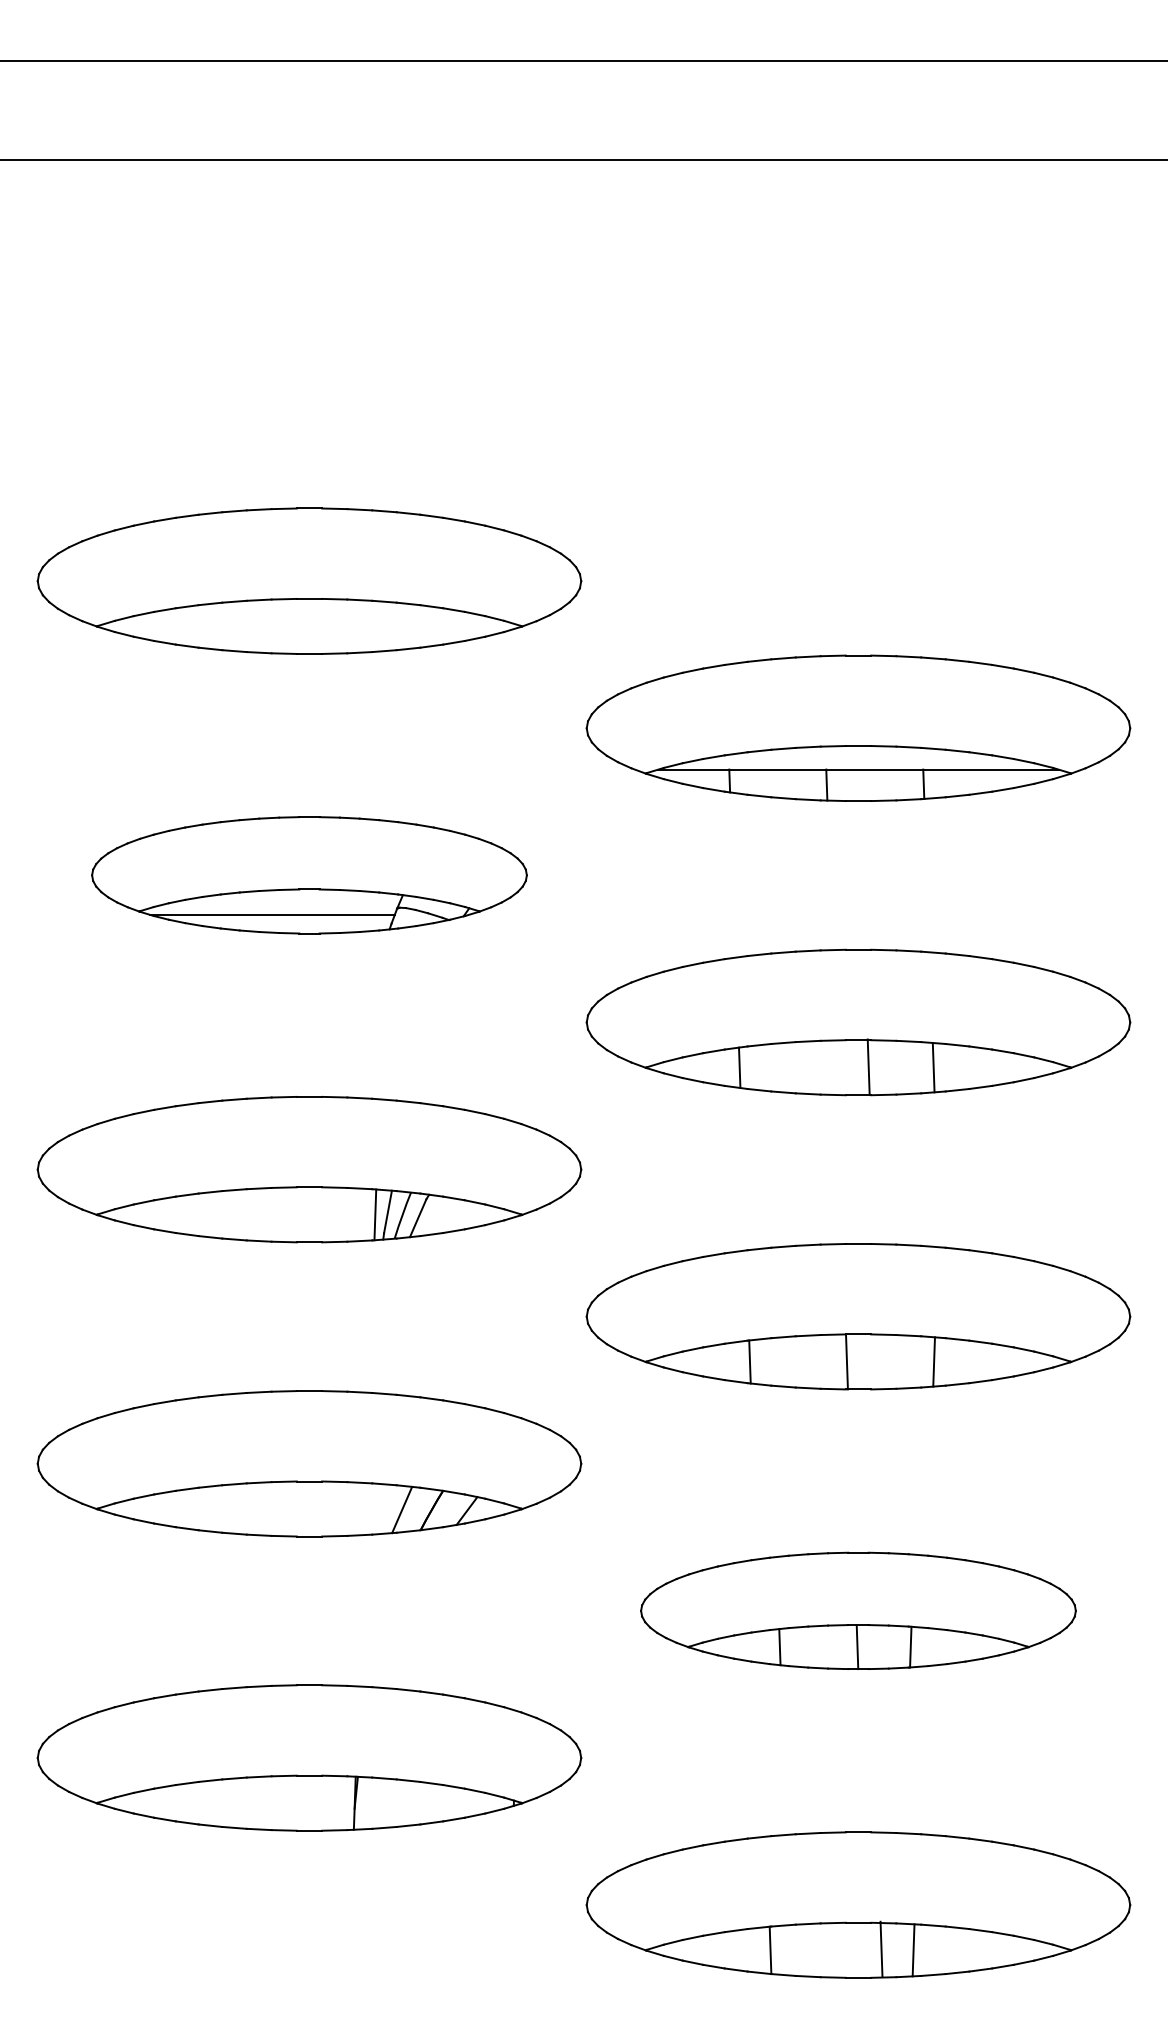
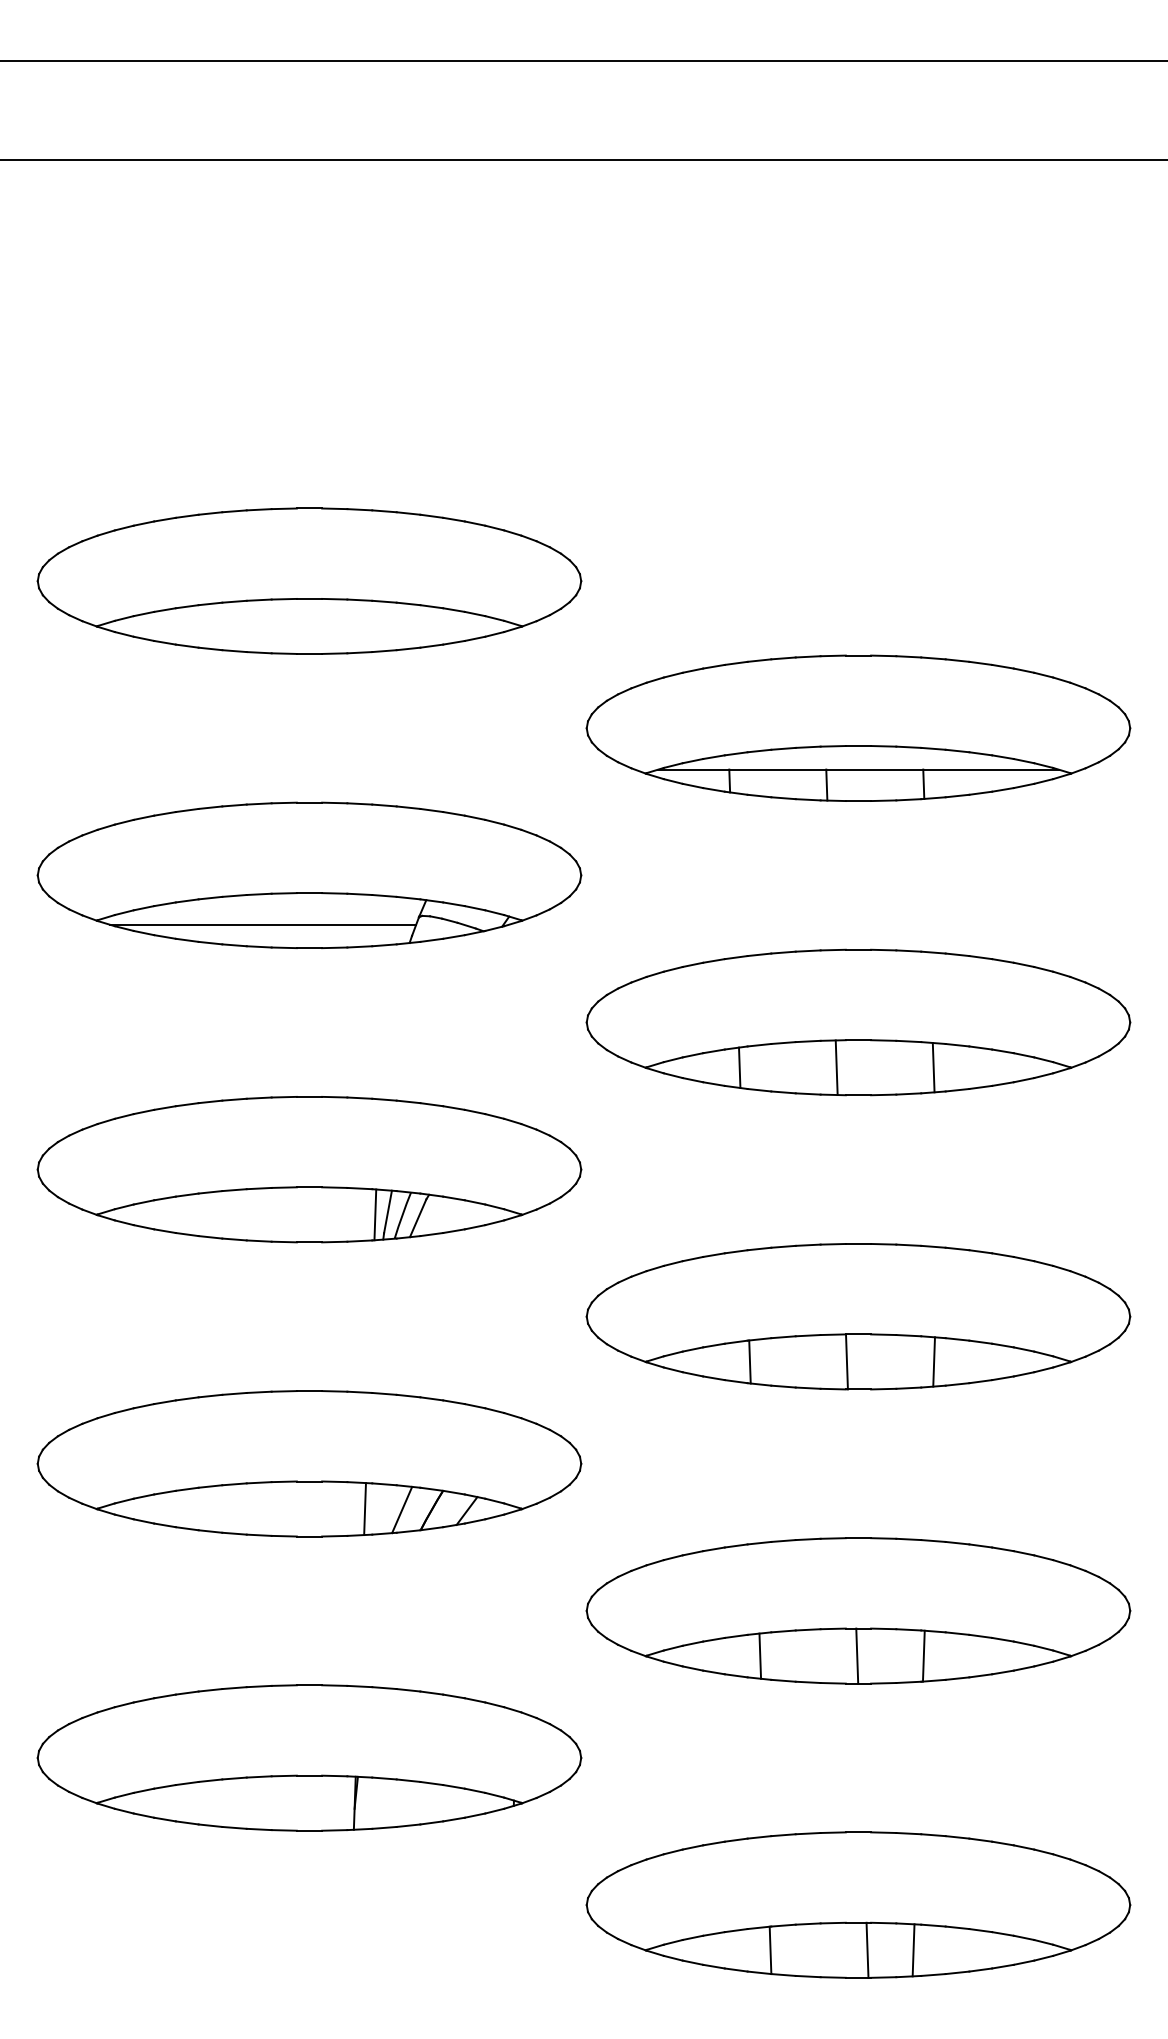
part size: 437x119 px -> 547x148 px (309, 874)
line position: (868, 1066) -> (836, 1067) (836, 1067)
line: none -> present (364, 1509)
part size: 437x119 px -> 547x148 px (858, 1610)
line position: (881, 1948) -> (867, 1949) (867, 1949)
